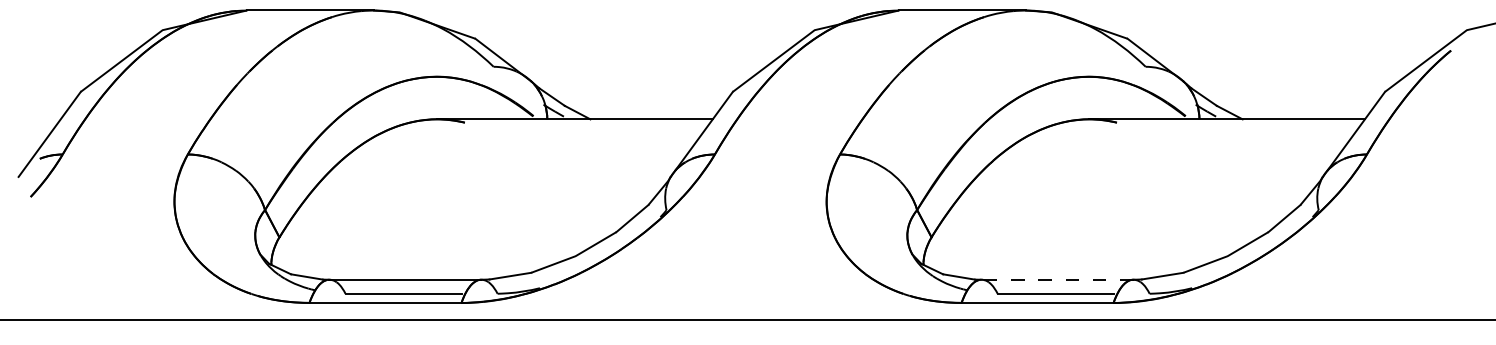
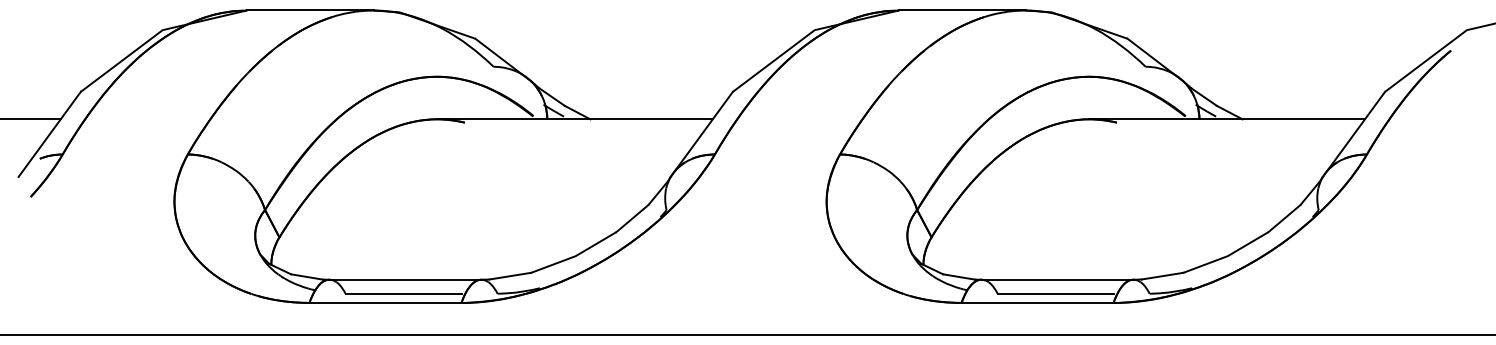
line: none -> present (31, 119)
line: dashed -> solid (1057, 279)
line position: (747, 320) -> (747, 334) (747, 334)
